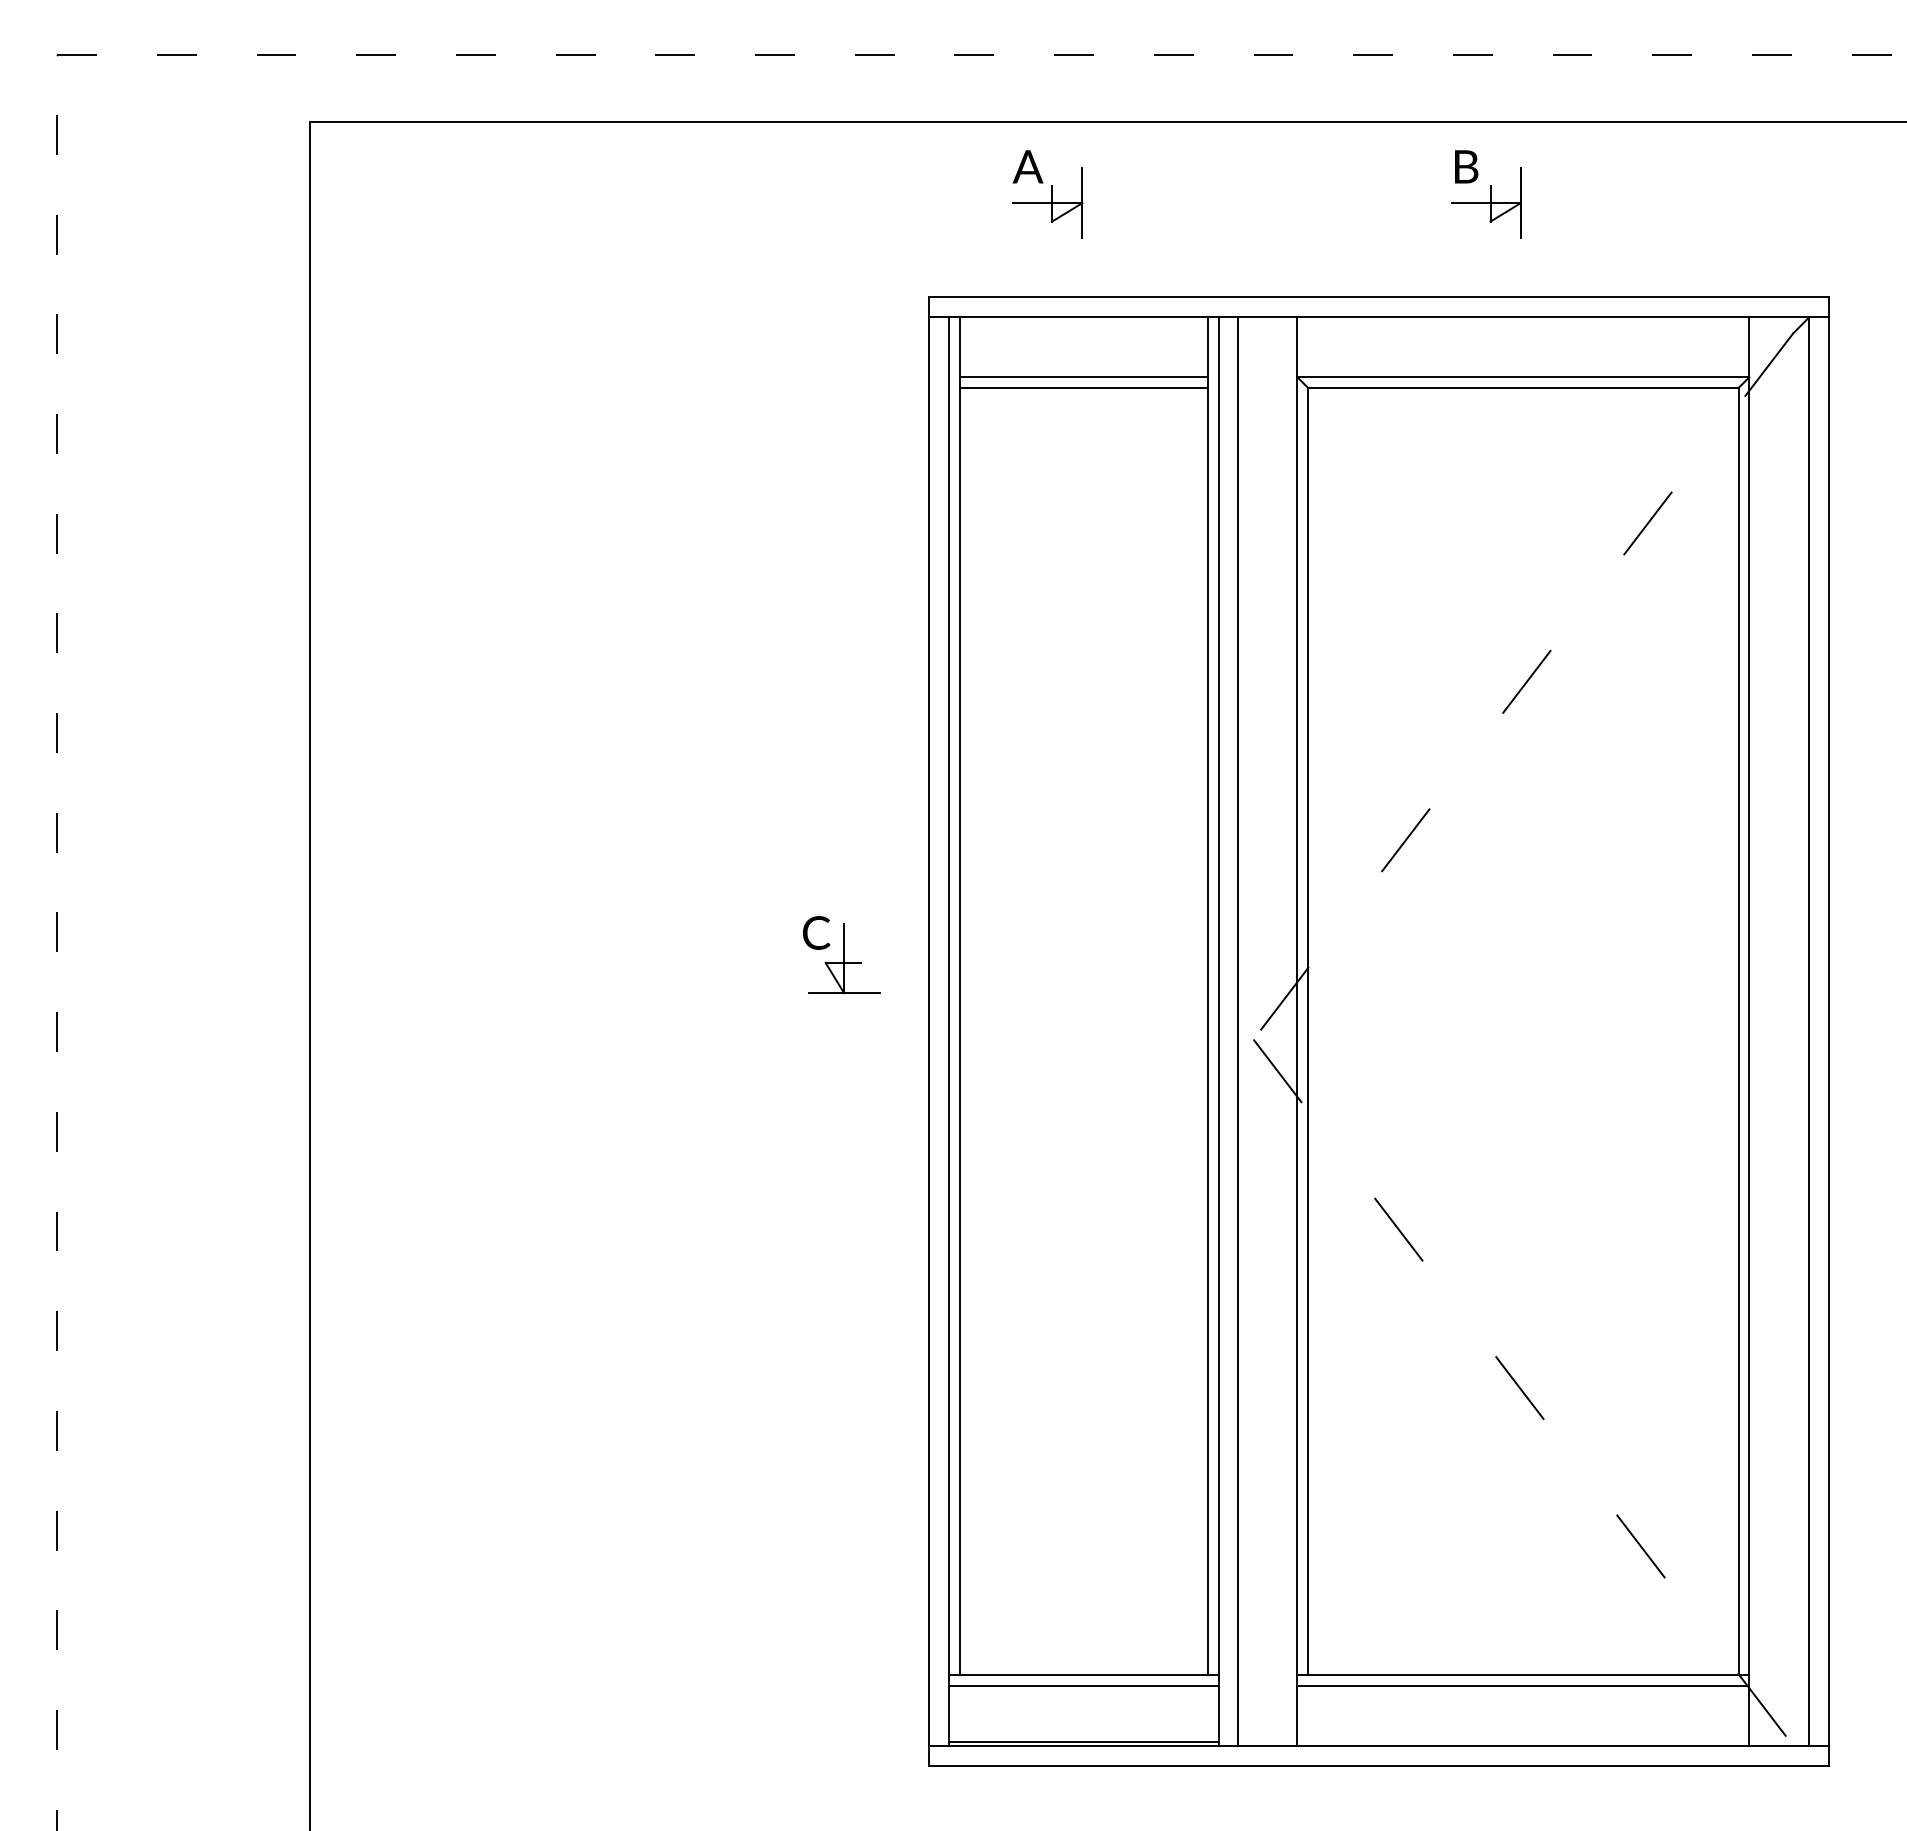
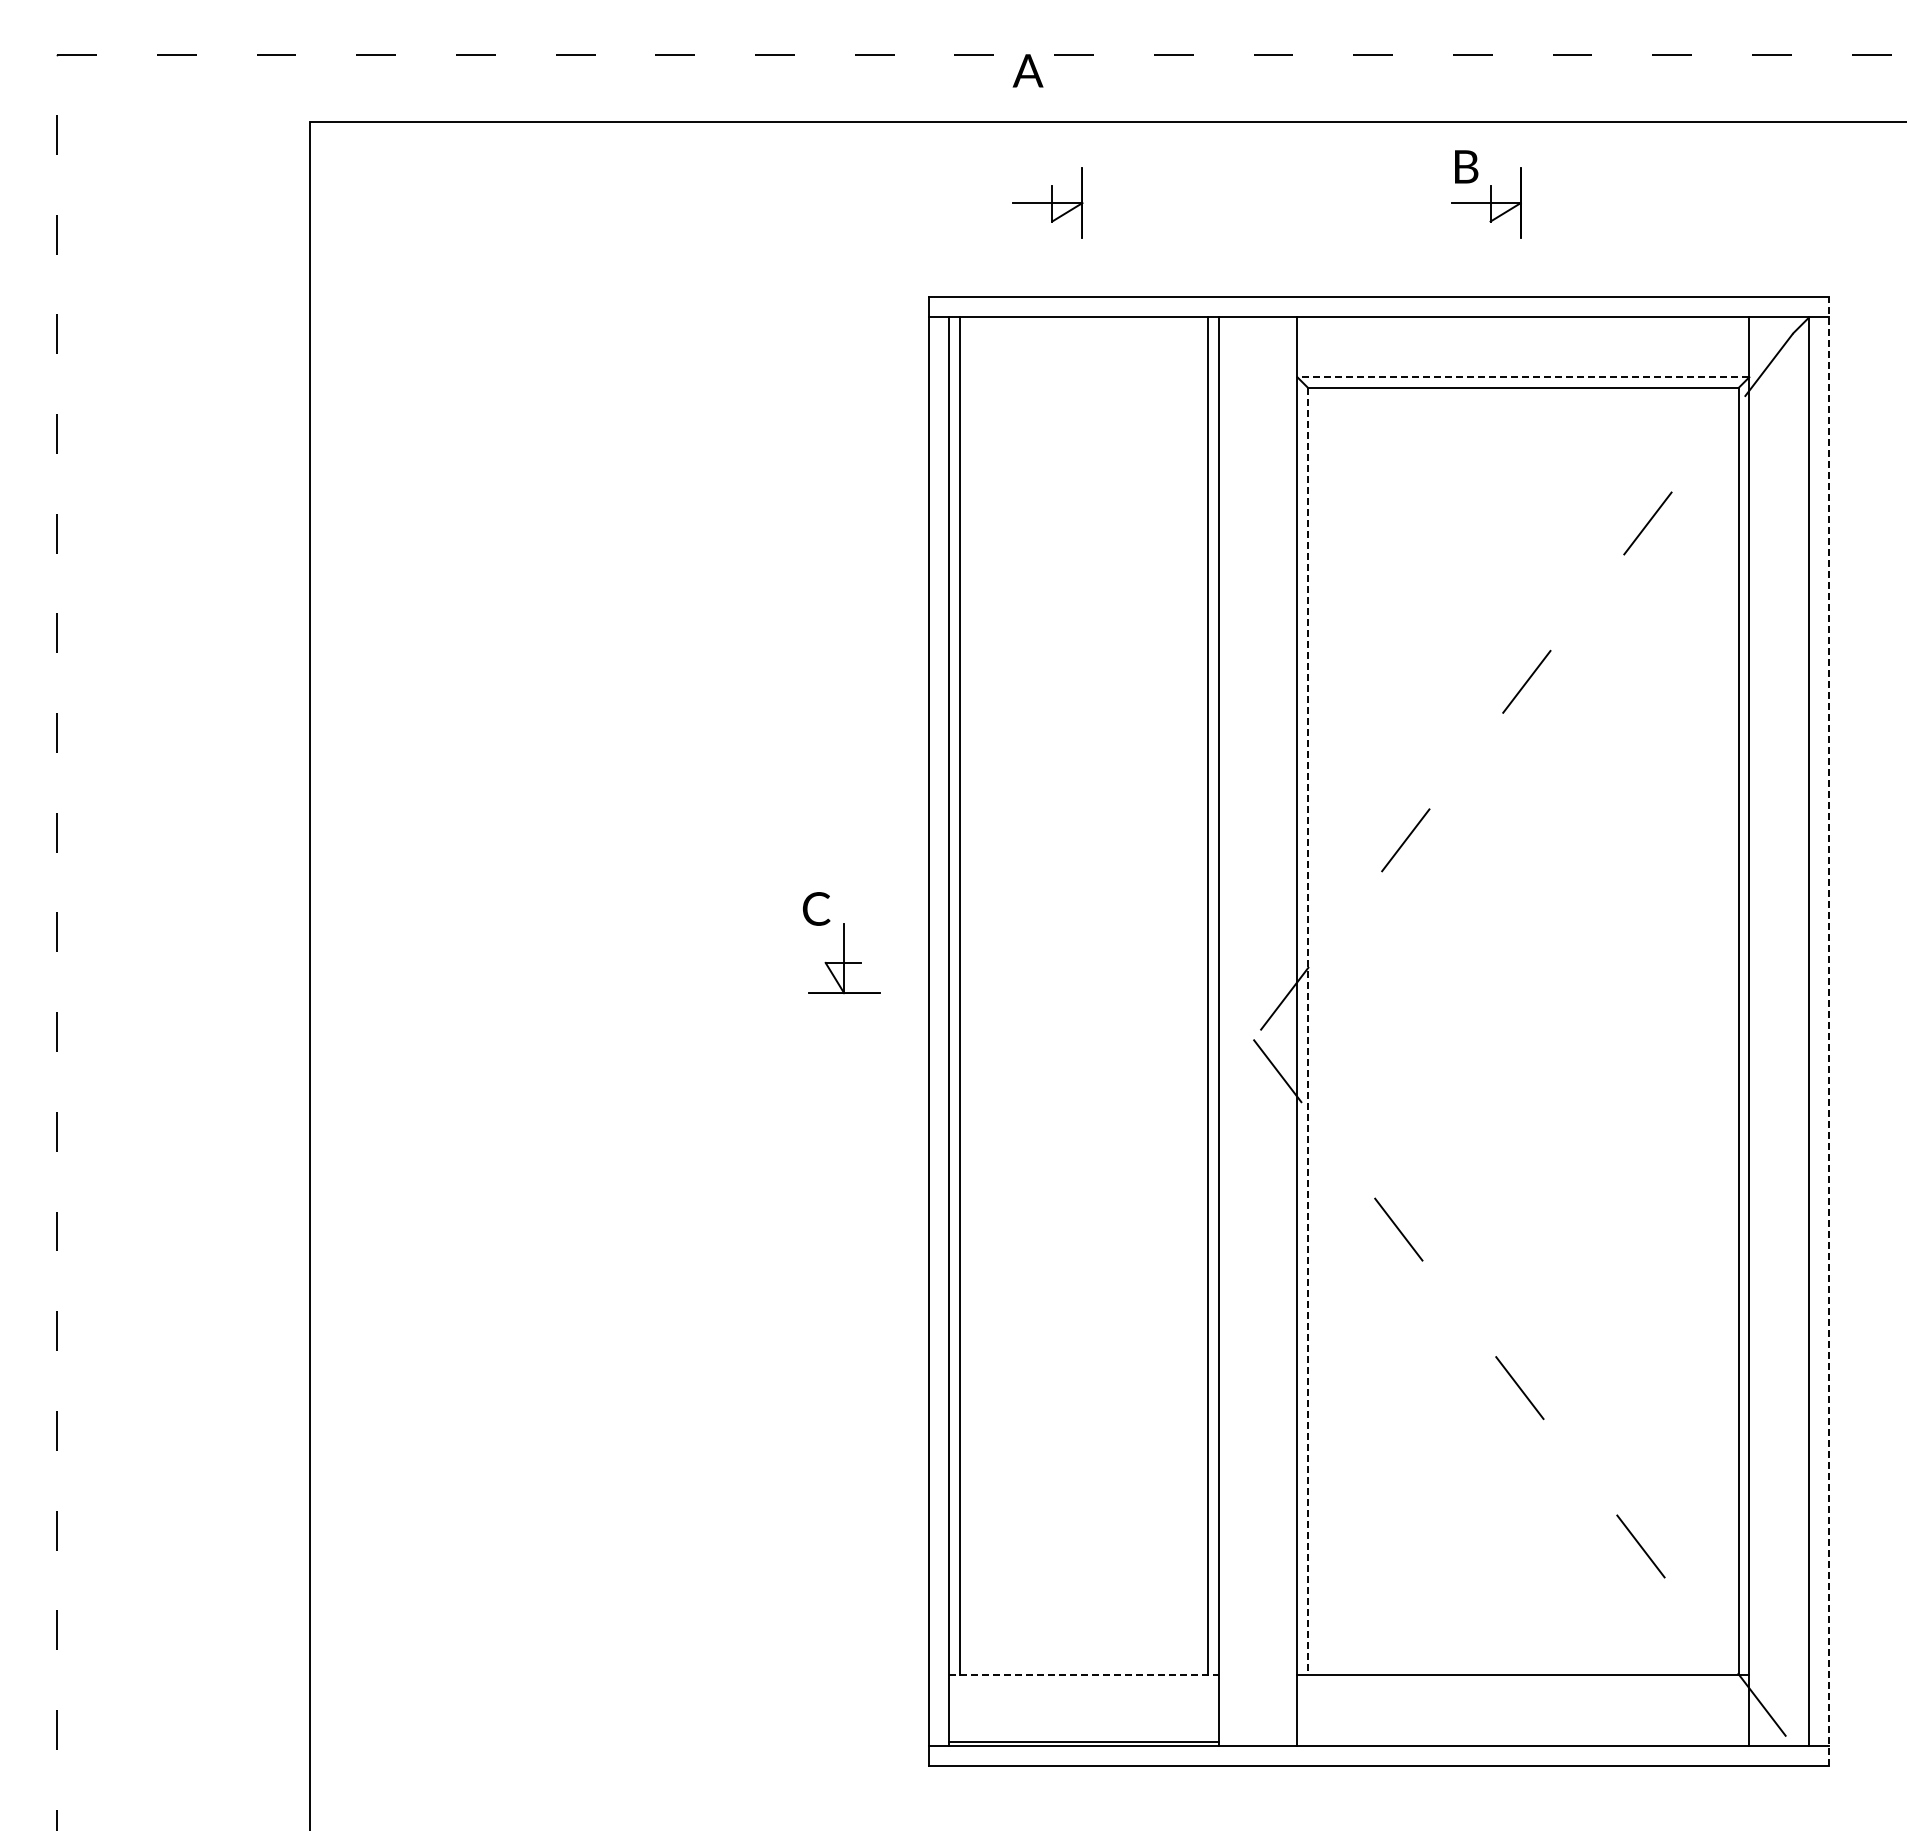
text position: (1027, 166) -> (1027, 70) (1027, 70)
line: present -> none (1083, 377)
line: solid -> dashed (1523, 377)
line: present -> none (1083, 387)
text position: (816, 932) -> (816, 908) (816, 908)
line: present -> none (1237, 1031)
line: solid -> dashed (1308, 1031)
line: solid -> dashed (1829, 1031)
line: solid -> dashed (1084, 1675)
line: present -> none (1083, 1685)
line: present -> none (1523, 1685)
